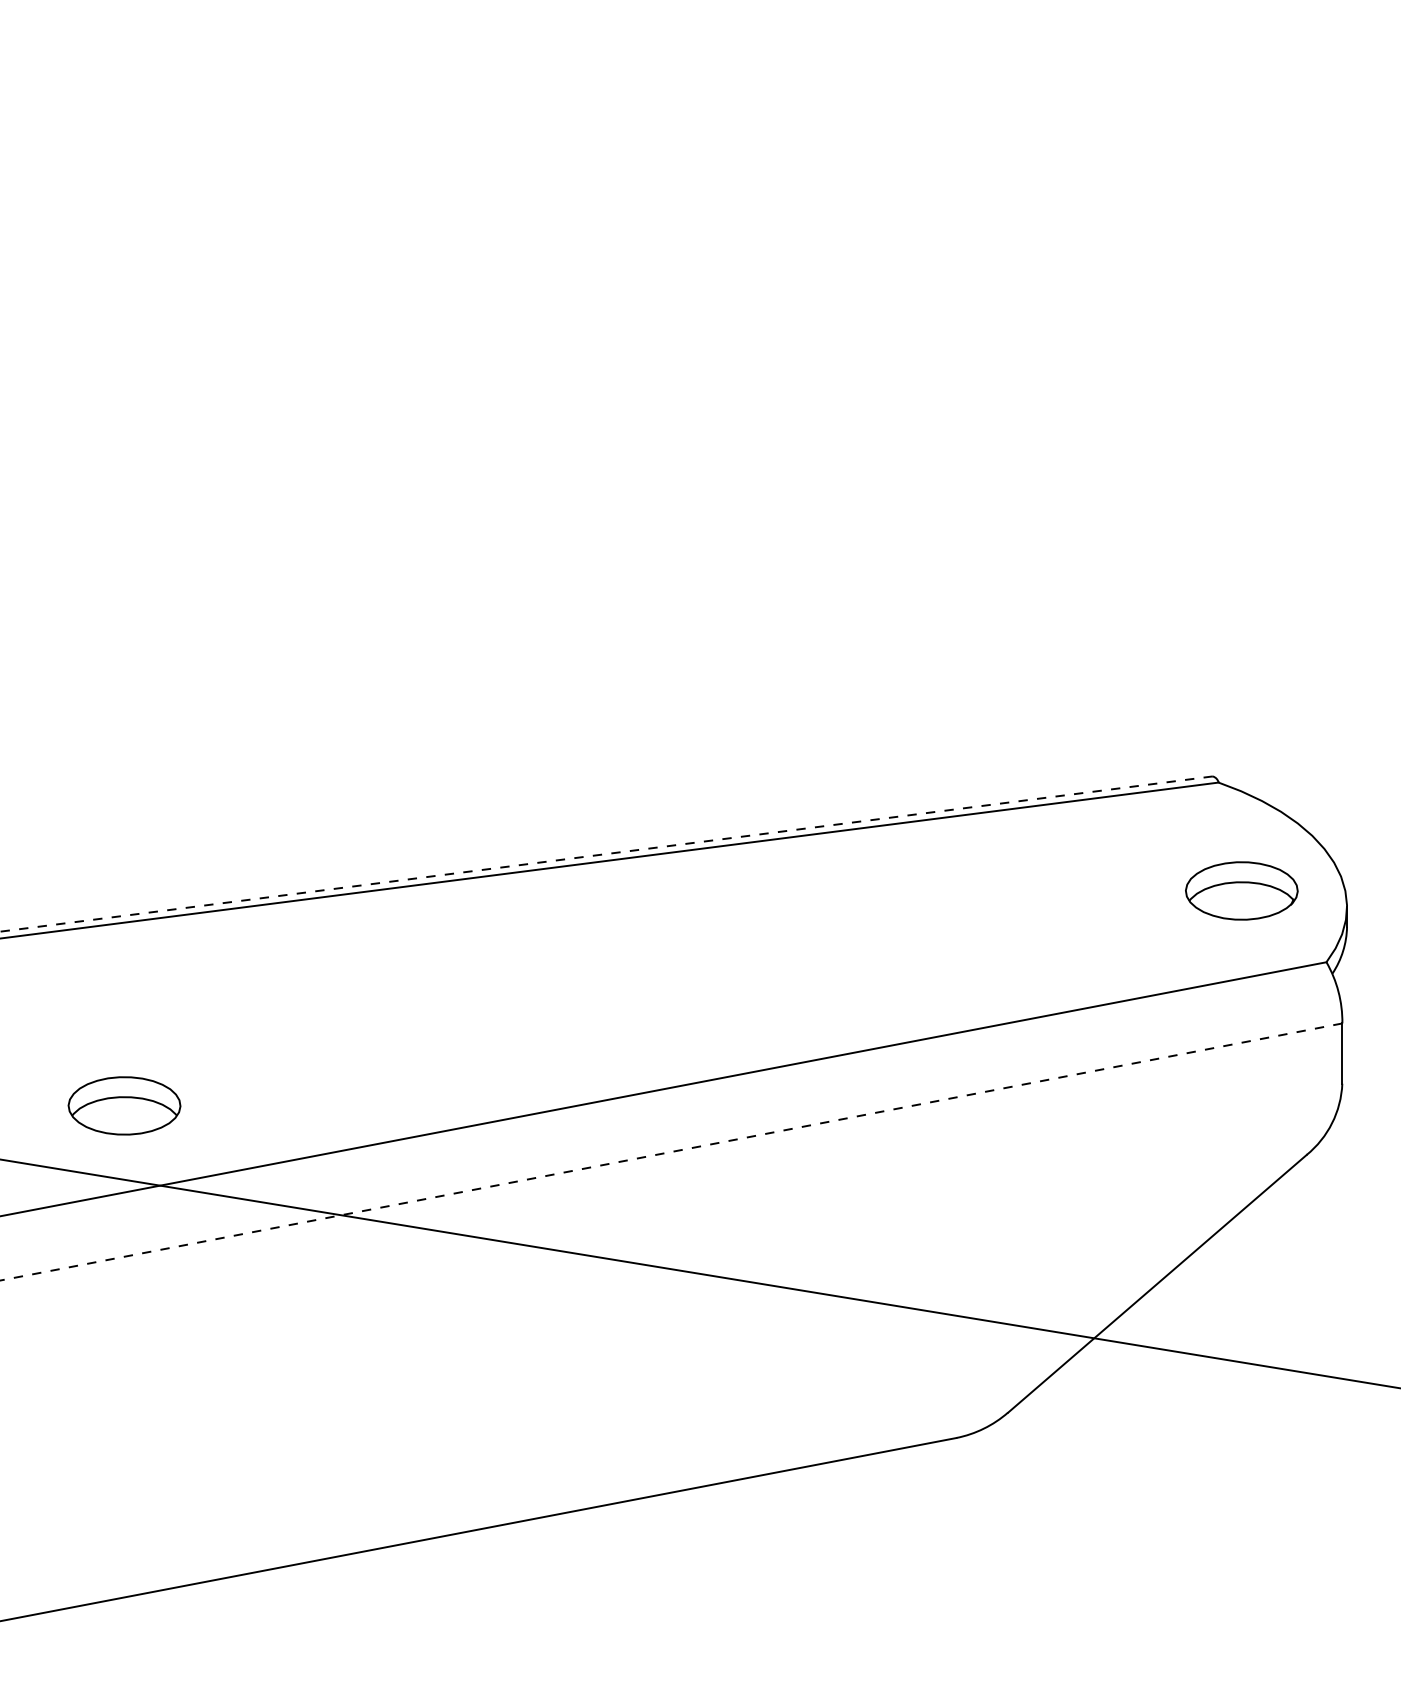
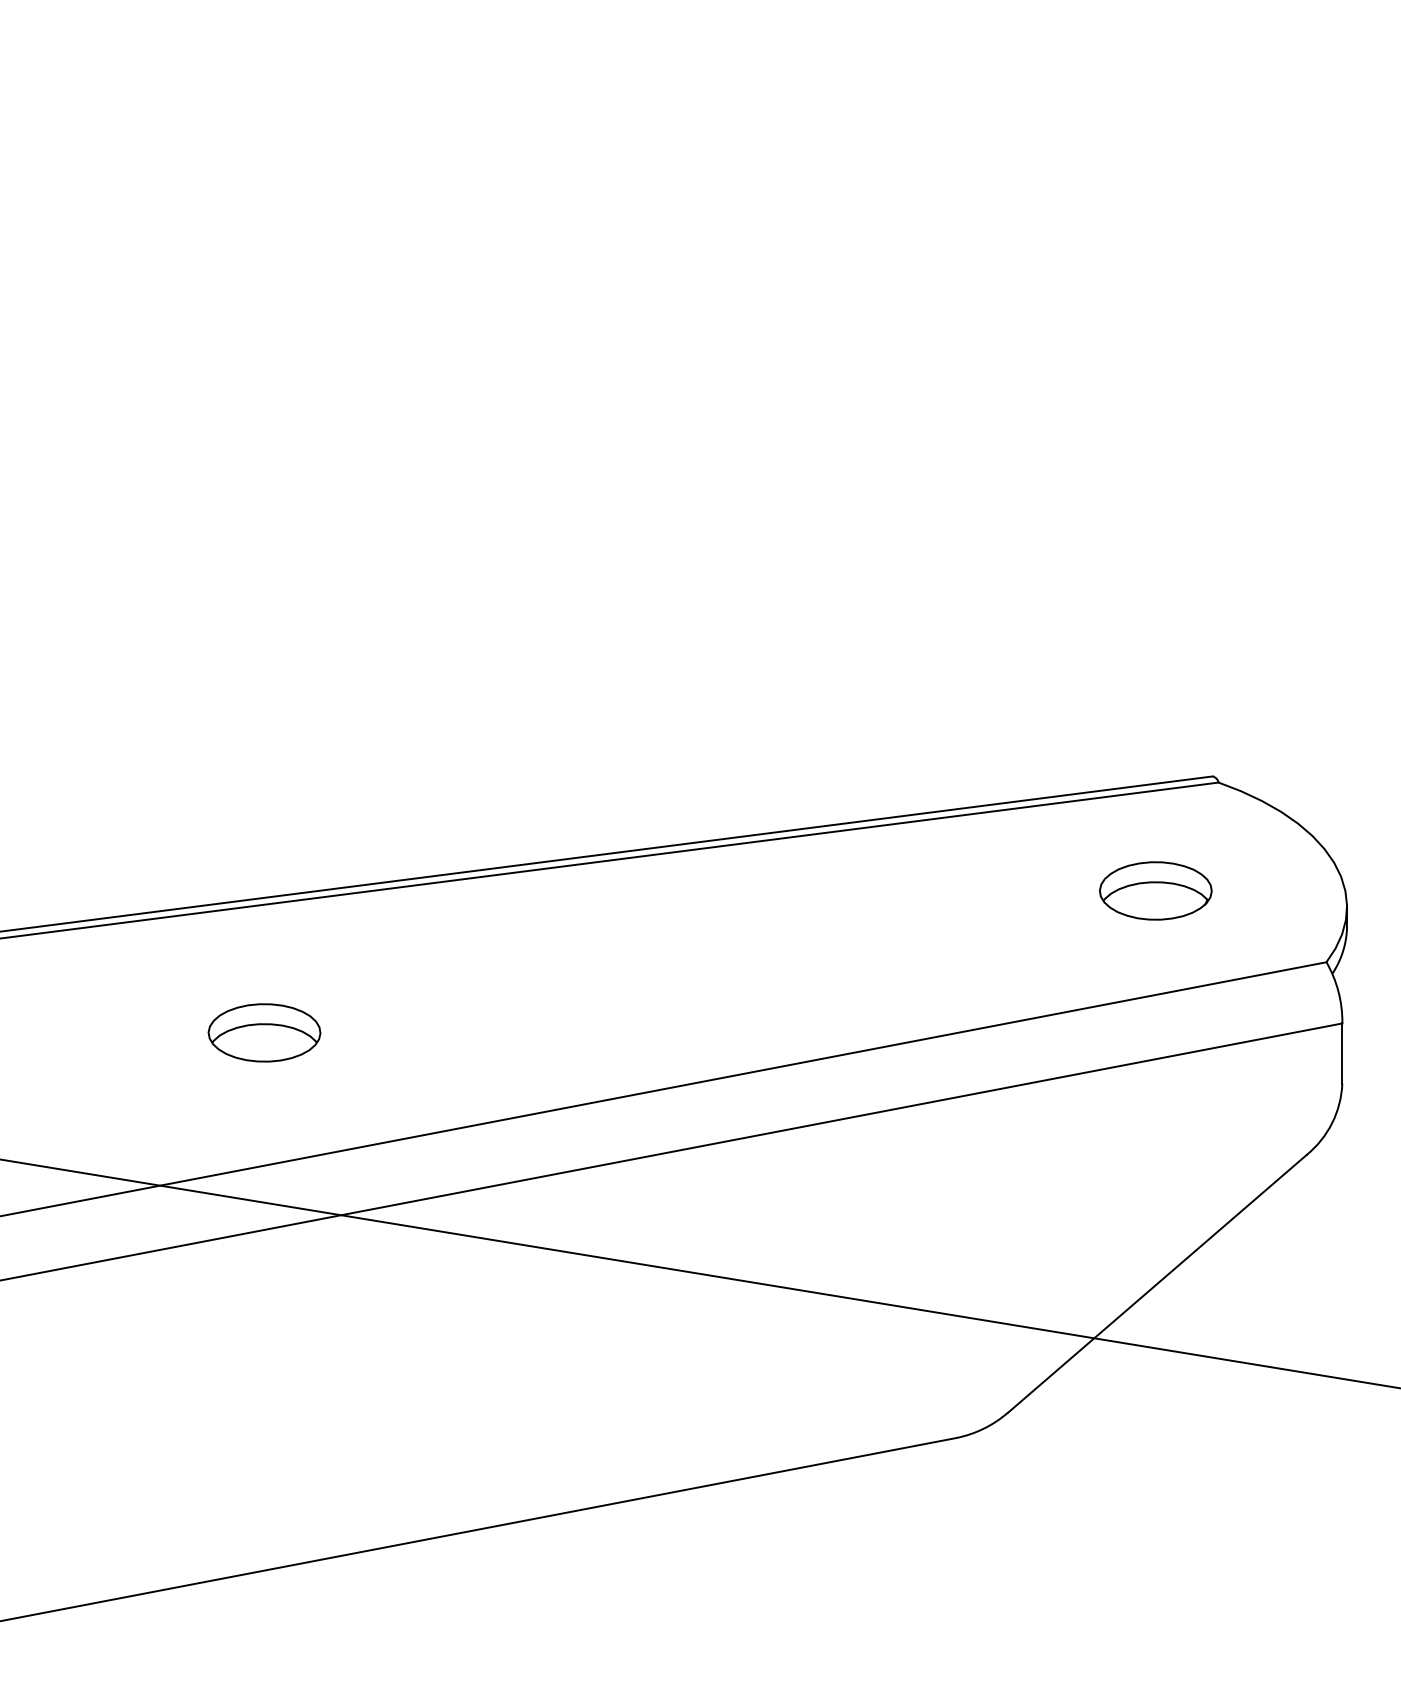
line: dashed -> solid (605, 854)
part position: (1241, 890) -> (1155, 890) (1155, 890)
part position: (124, 1105) -> (264, 1032) (264, 1032)
line: dashed -> solid (670, 1152)
